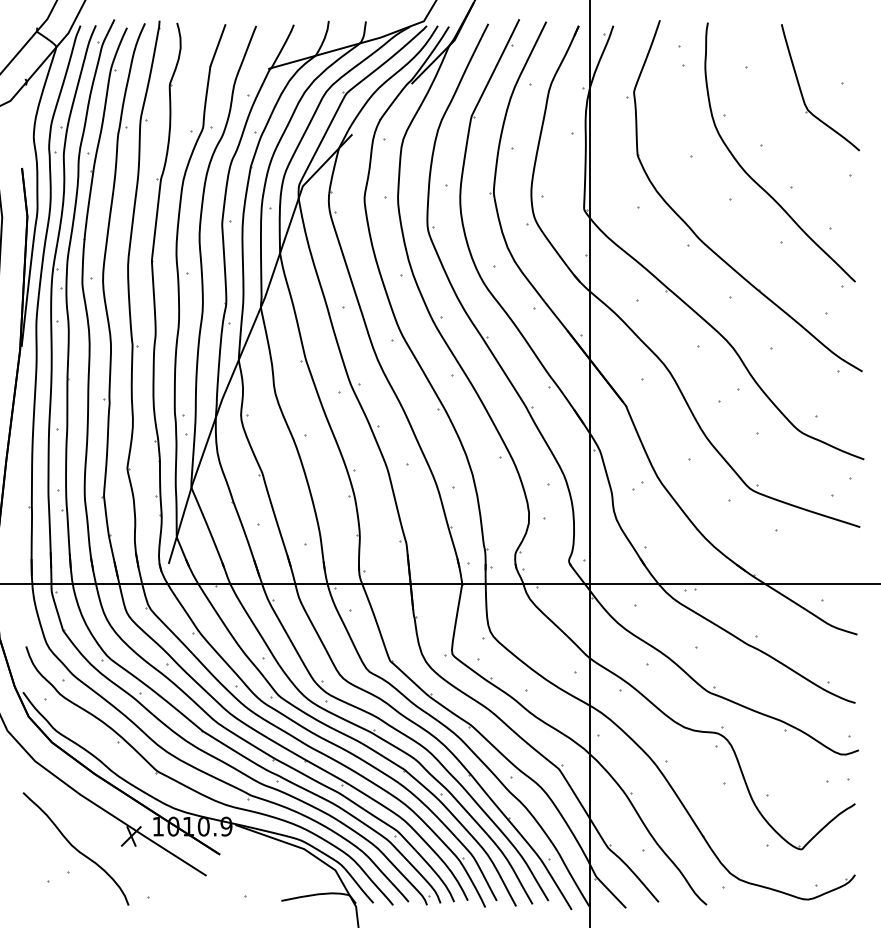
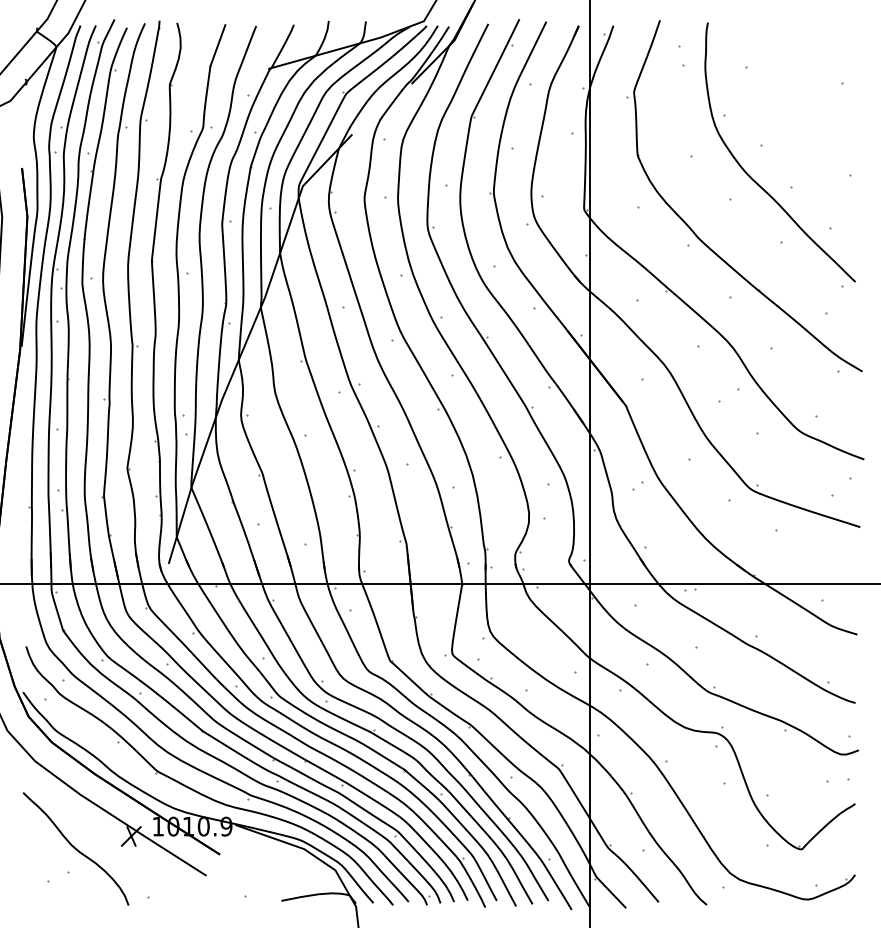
part: present -> none (802, 92)
